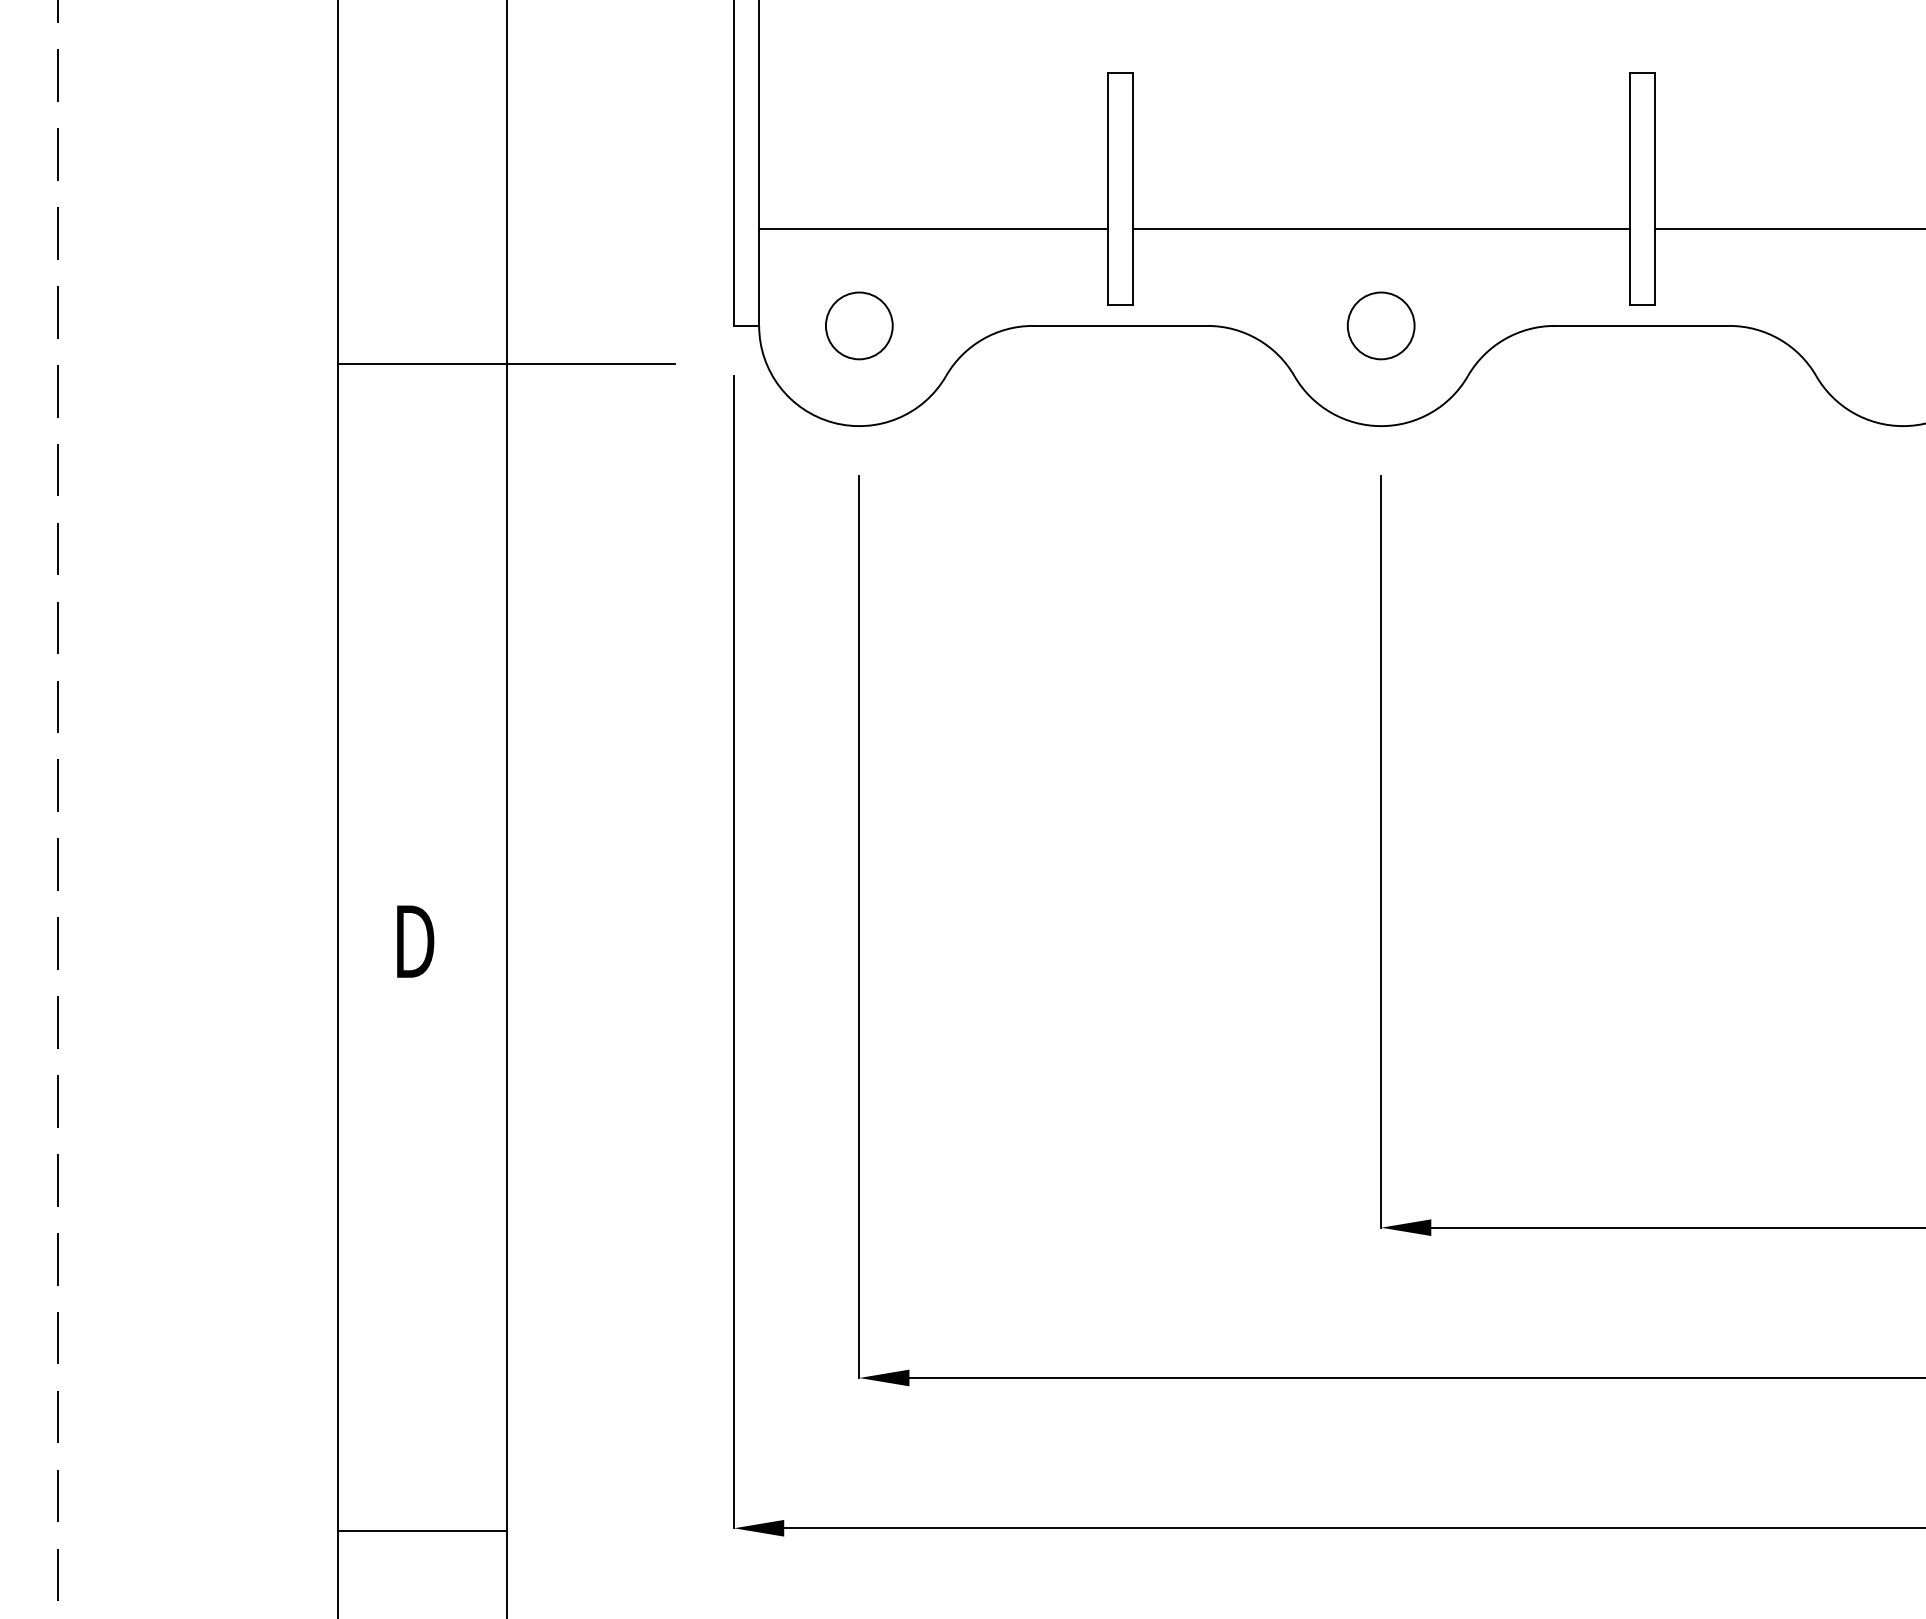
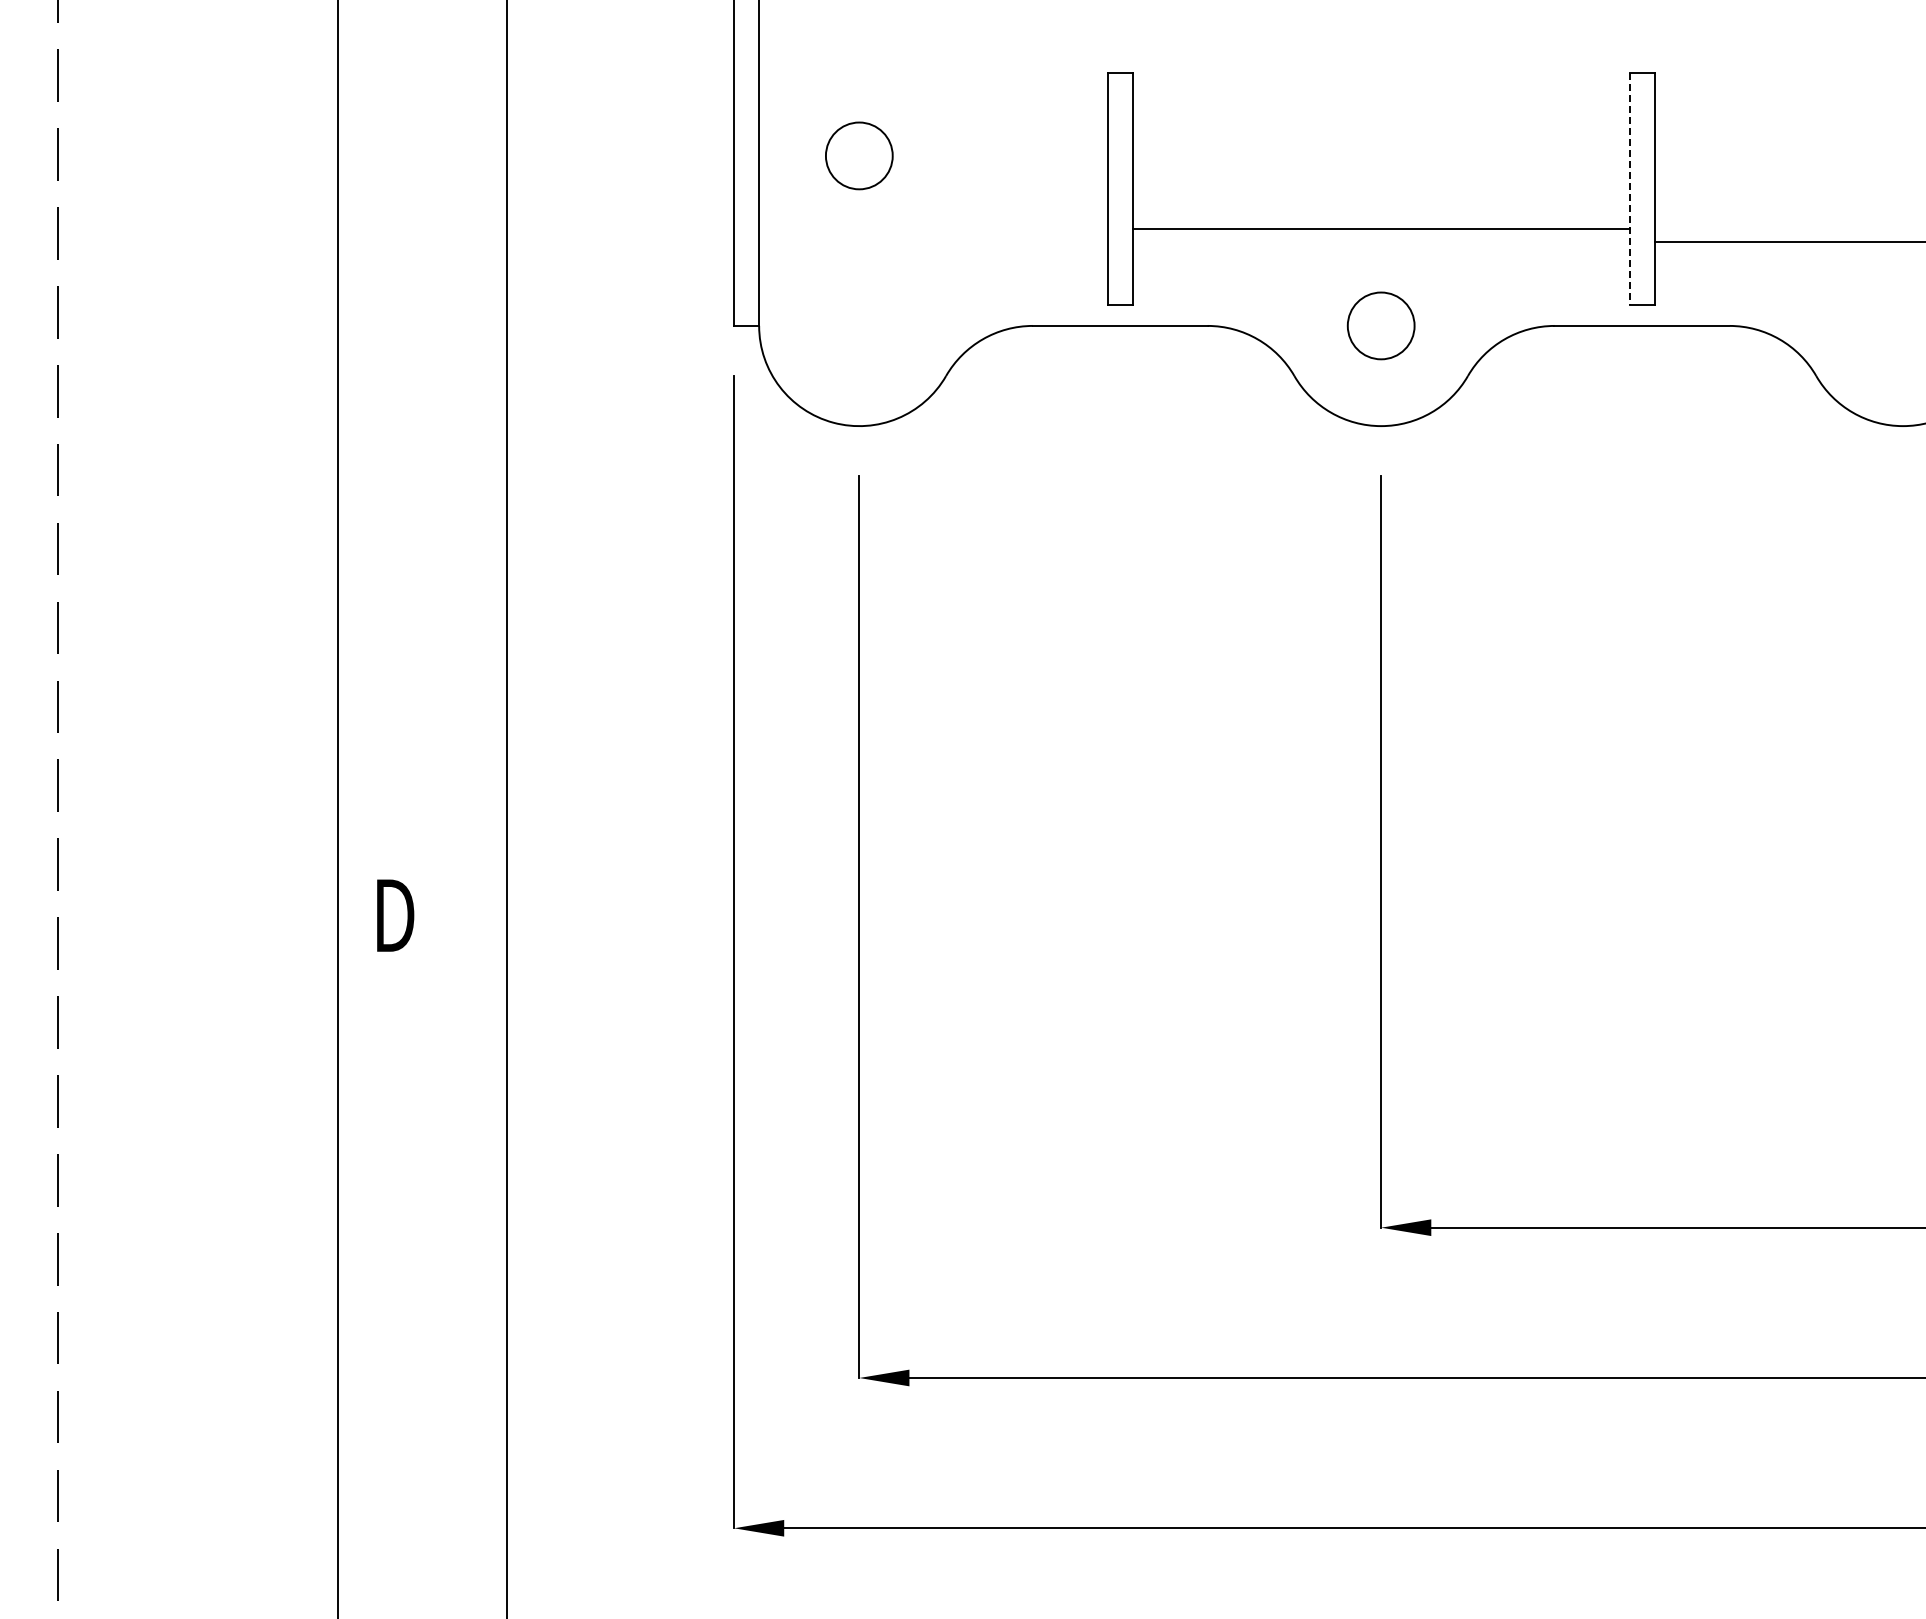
line: solid -> dashed (1629, 189)
line: present -> none (933, 229)
line position: (1788, 229) -> (1788, 242) (1788, 242)
circle position: (859, 325) -> (859, 155) (859, 155)
line: present -> none (506, 364)
text position: (415, 941) -> (395, 915) (395, 915)
line: present -> none (422, 1530)
